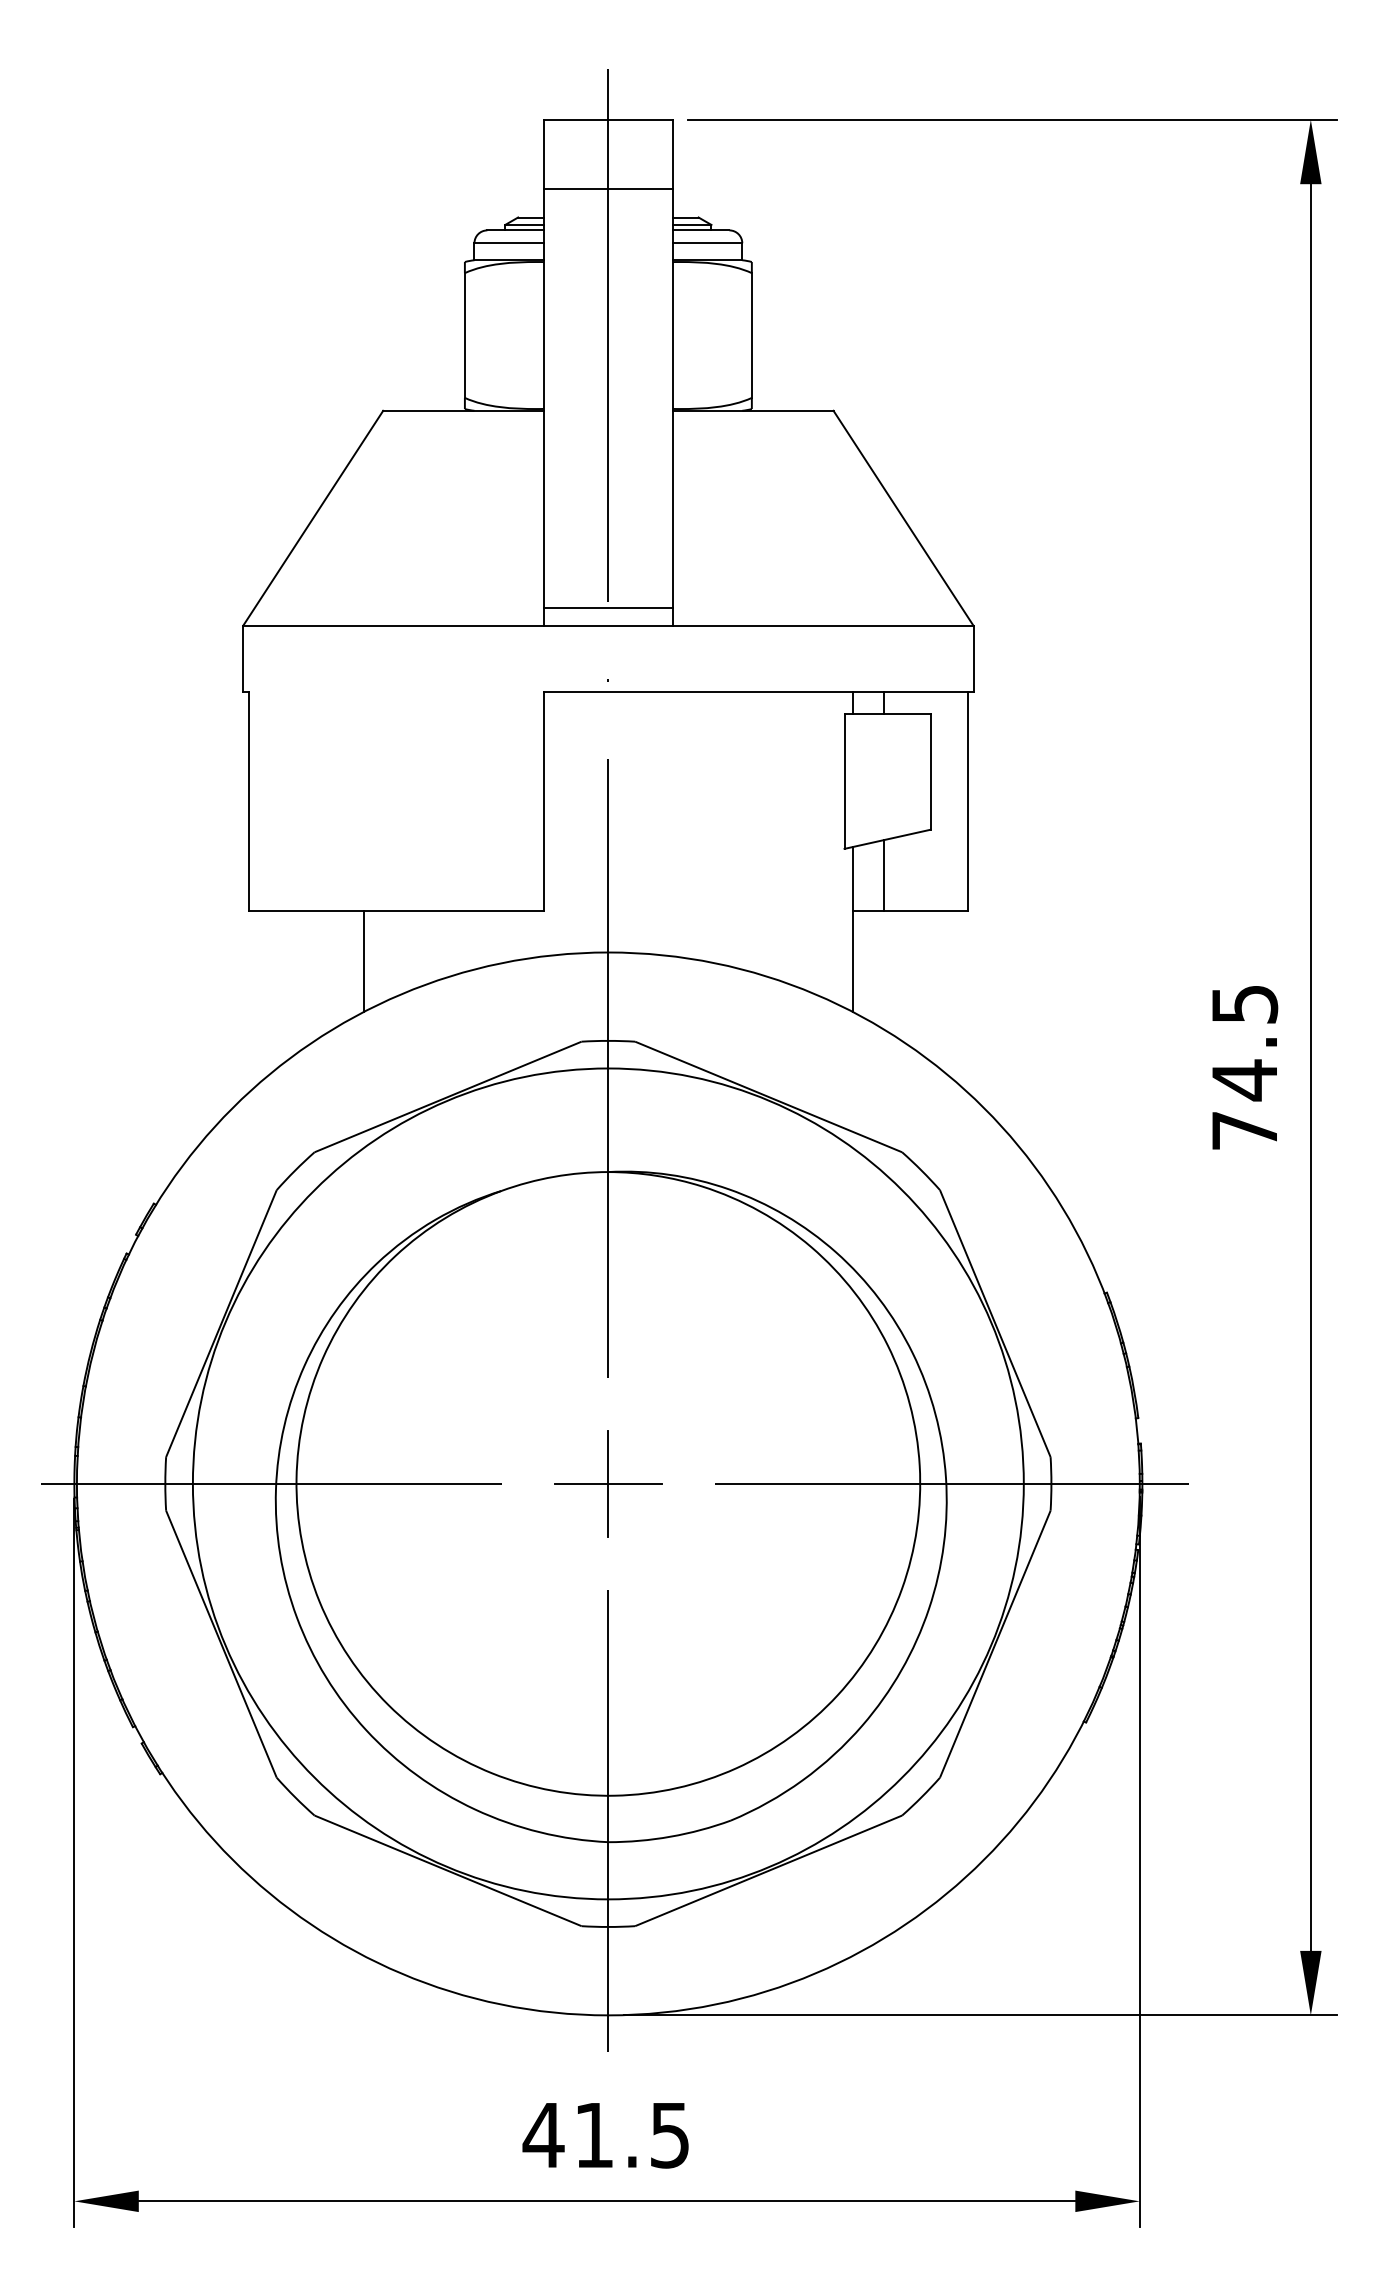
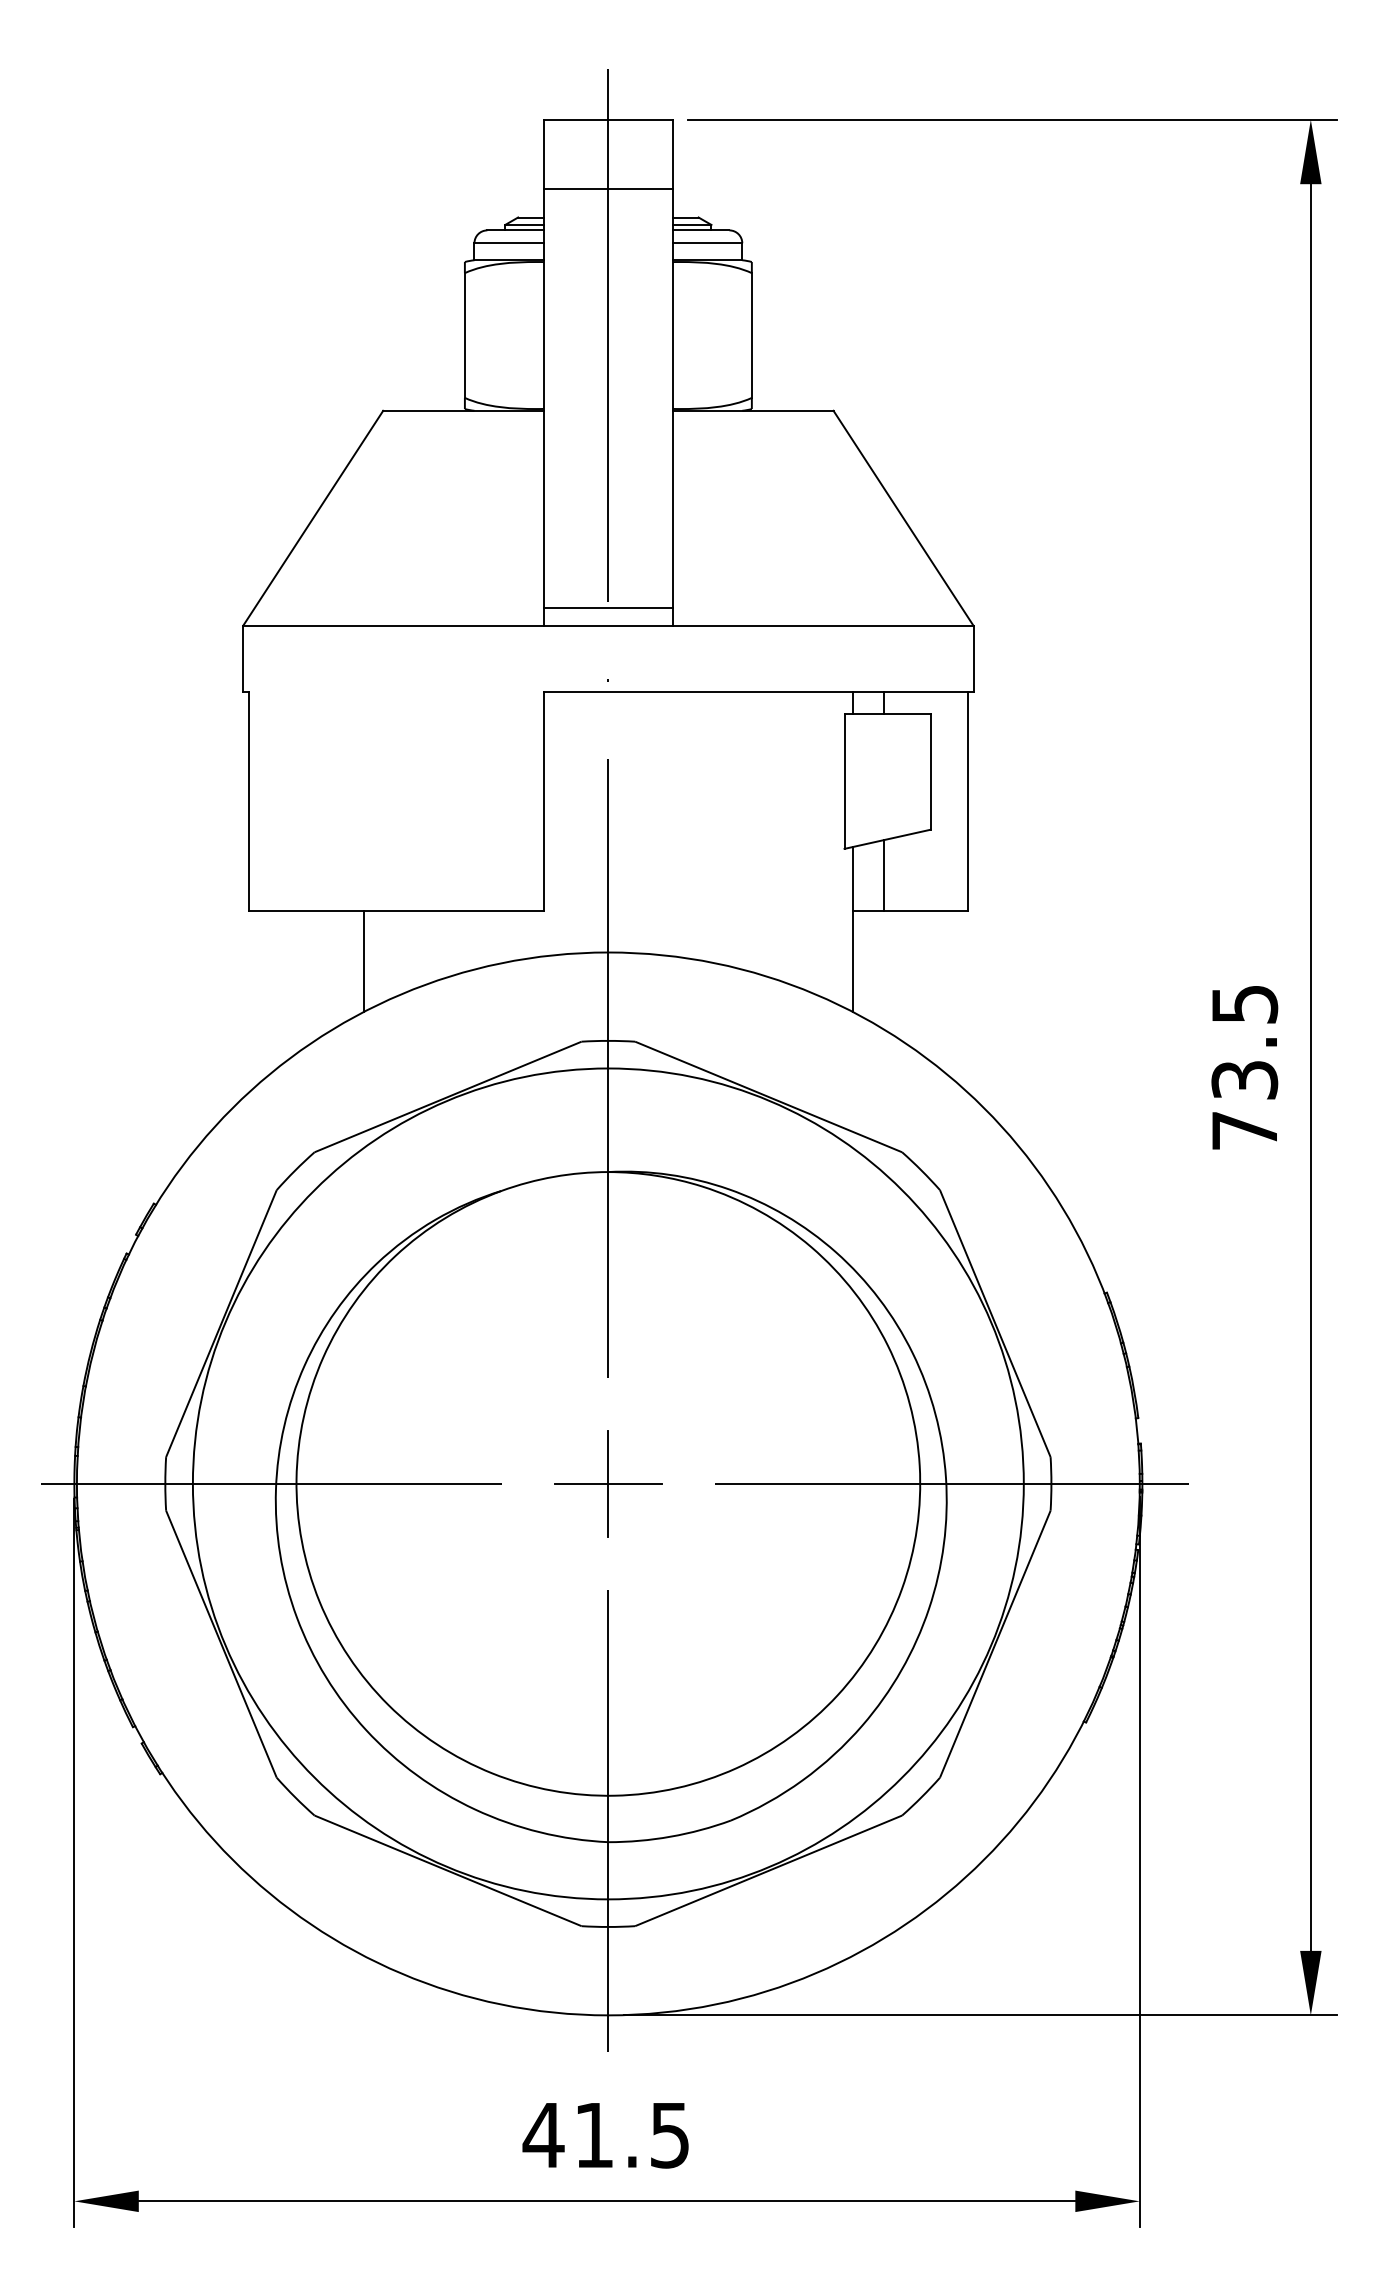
text: 74.5 -> 73.5 (1244, 1080)
